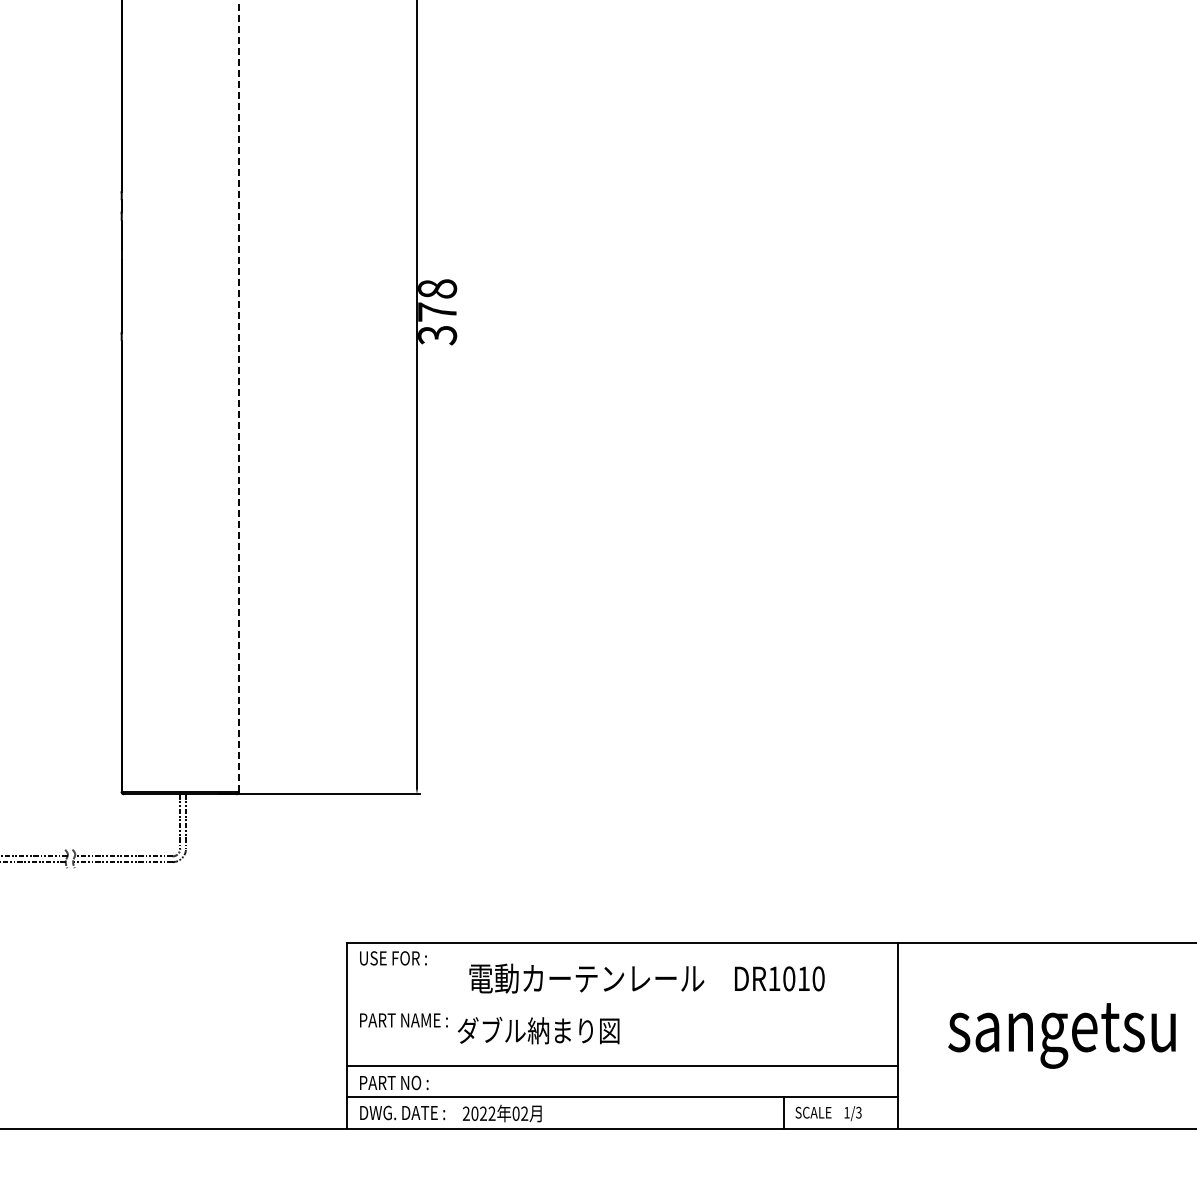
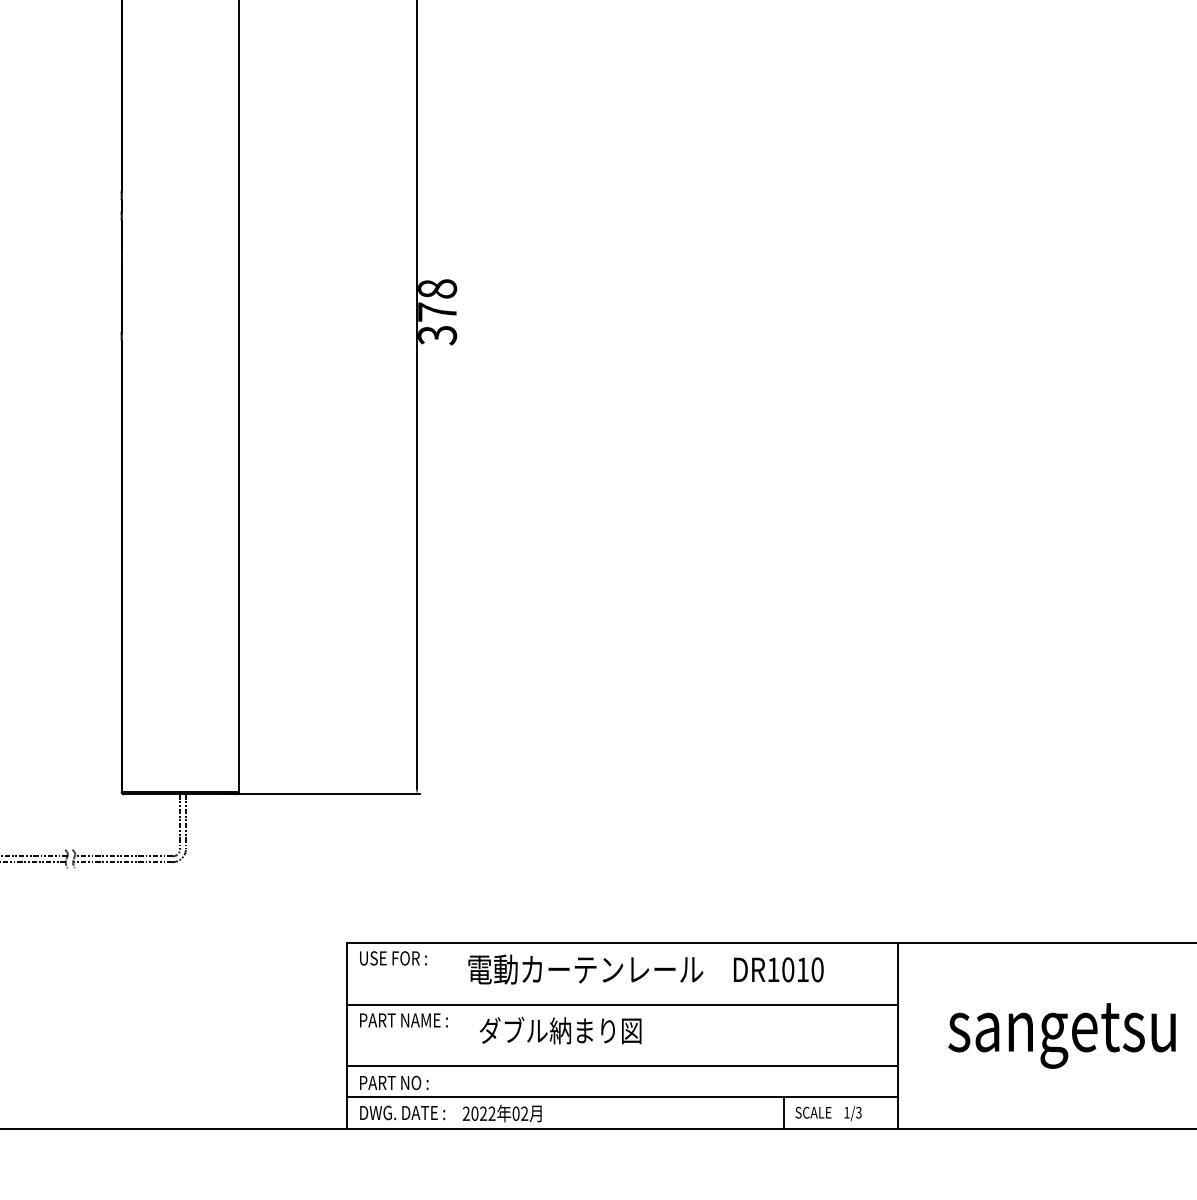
line: dashed -> solid (238, 396)
text position: (646, 978) -> (645, 969) (645, 969)
line: none -> present (622, 1004)
text position: (538, 1030) -> (560, 1030) (560, 1030)
